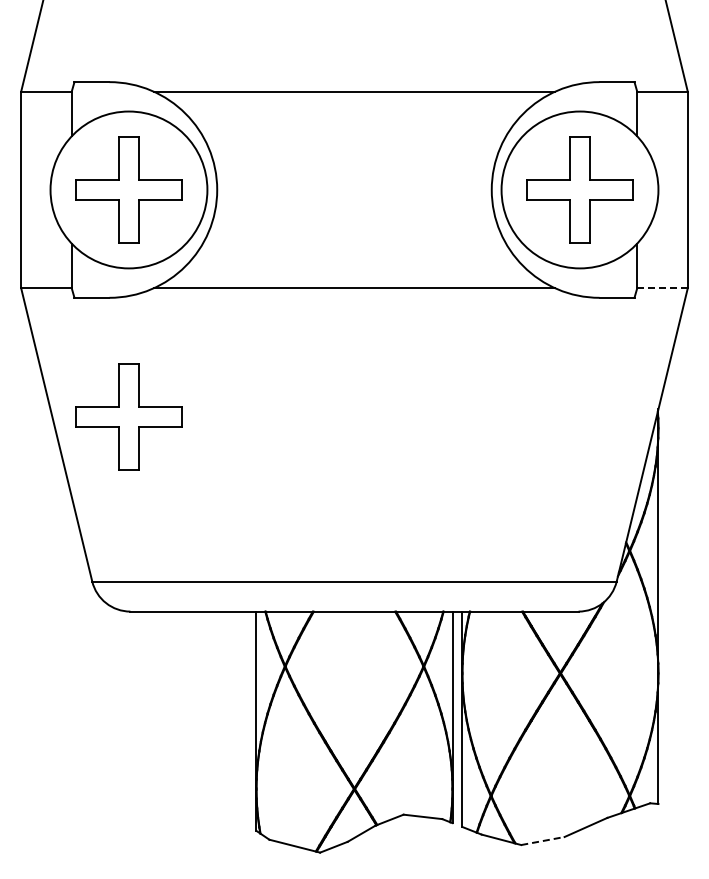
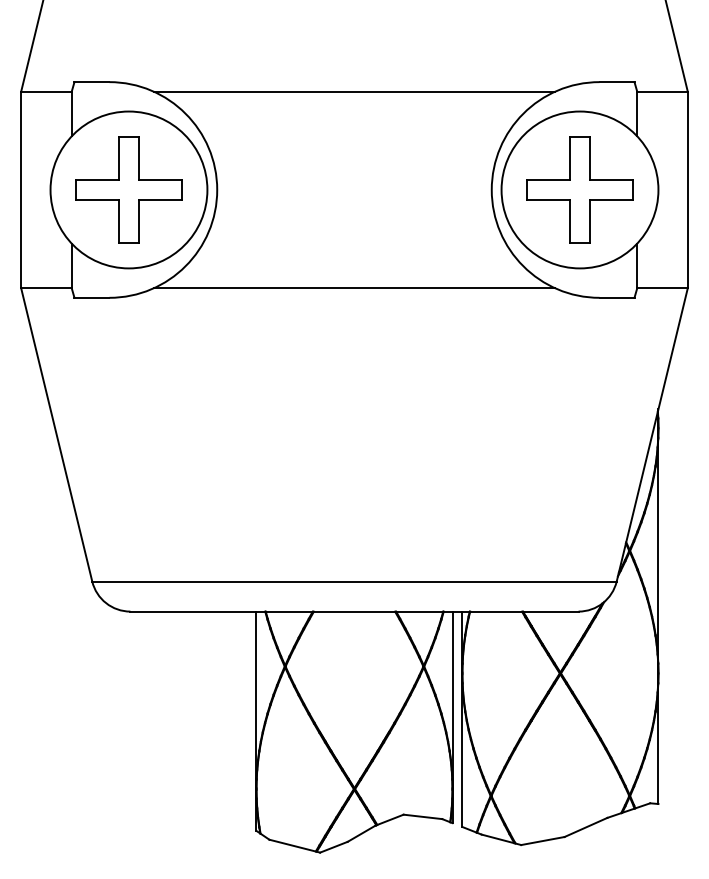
line: dashed -> solid (663, 288)
part: present -> none (128, 416)
line: dashed -> solid (543, 840)
